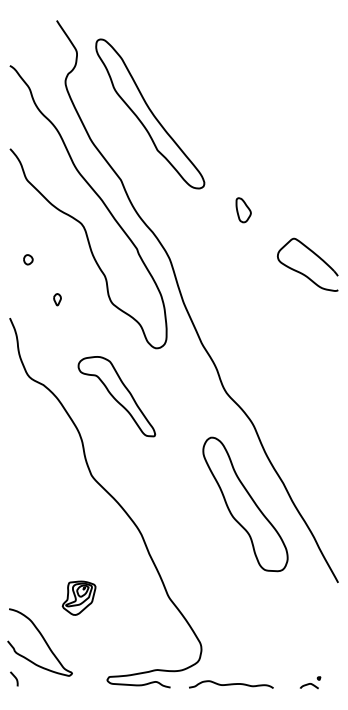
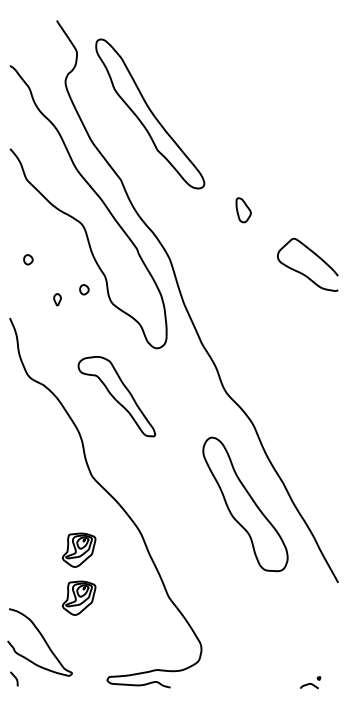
part: none -> present (84, 289)
part: none -> present (78, 549)
curve: present -> none (231, 684)
